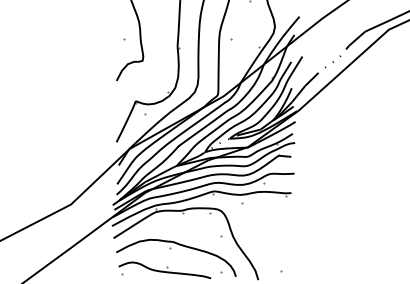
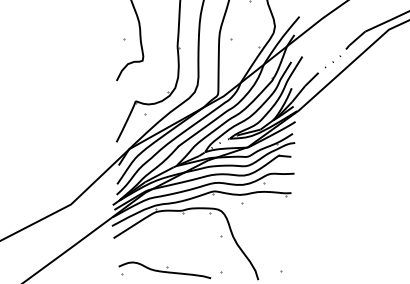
part: present -> none (170, 249)
